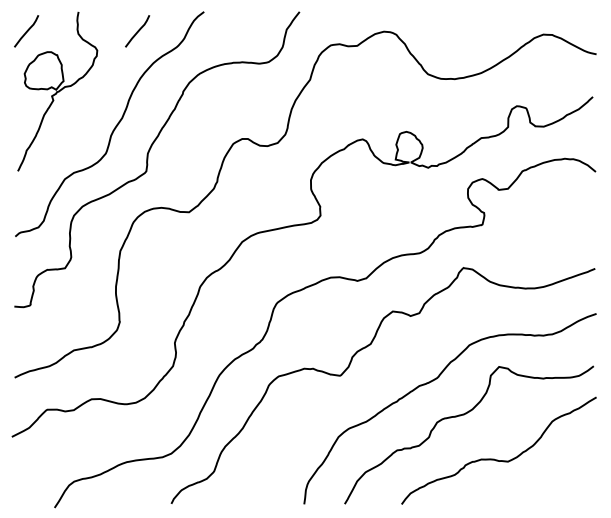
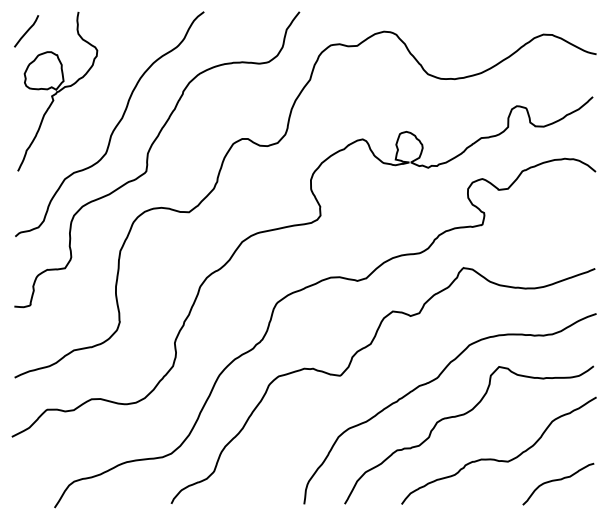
curve: present -> none (137, 31)
curve: none -> present (558, 480)
